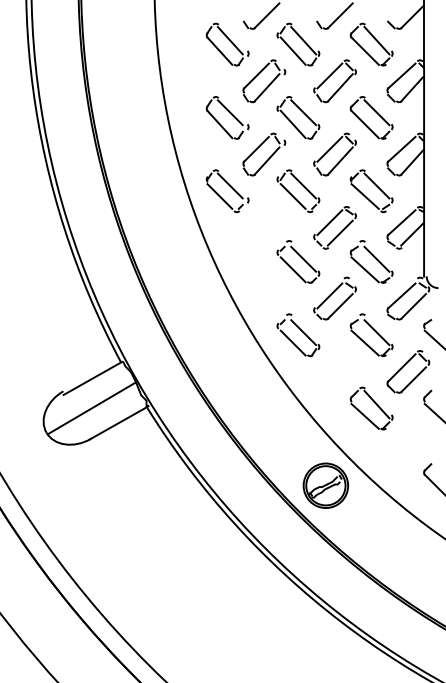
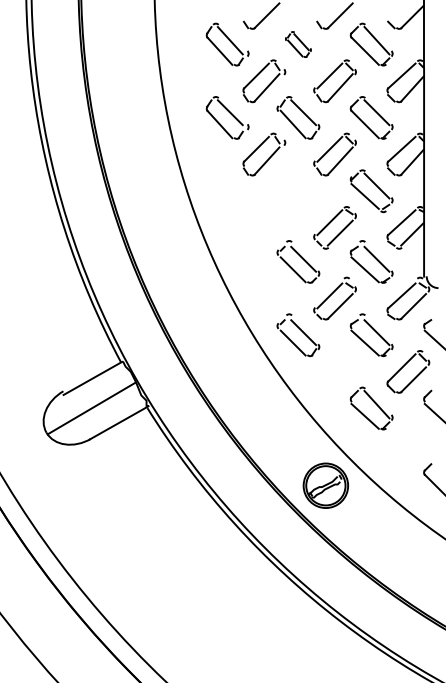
part size: 45x45 px -> 27x27 px (298, 44)
part: present -> none (302, 186)
part: present -> none (227, 191)
